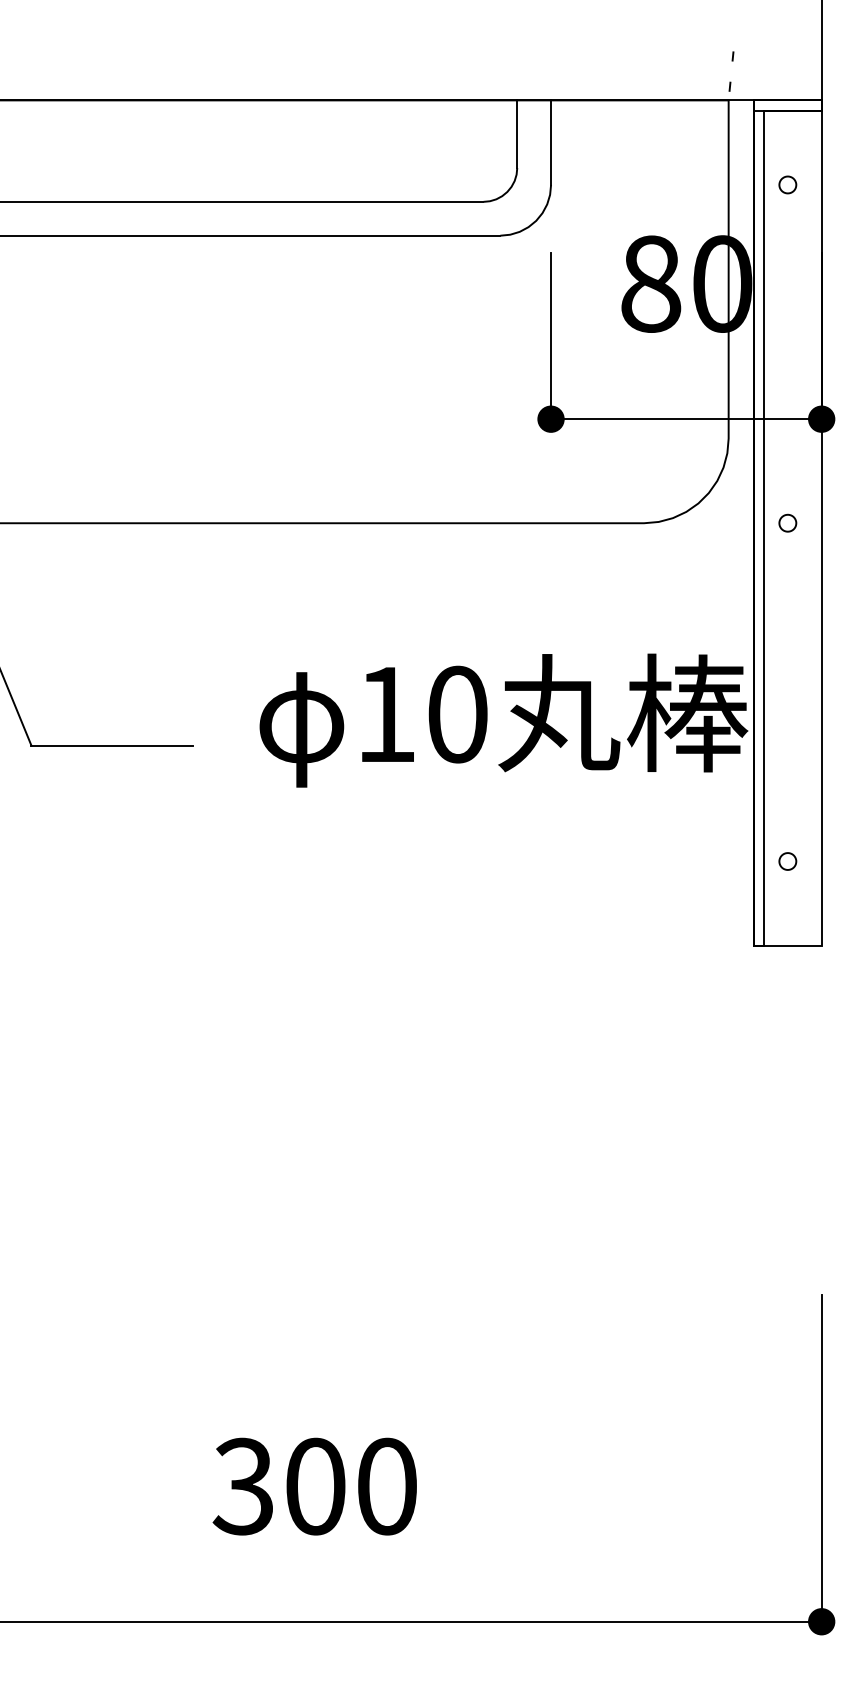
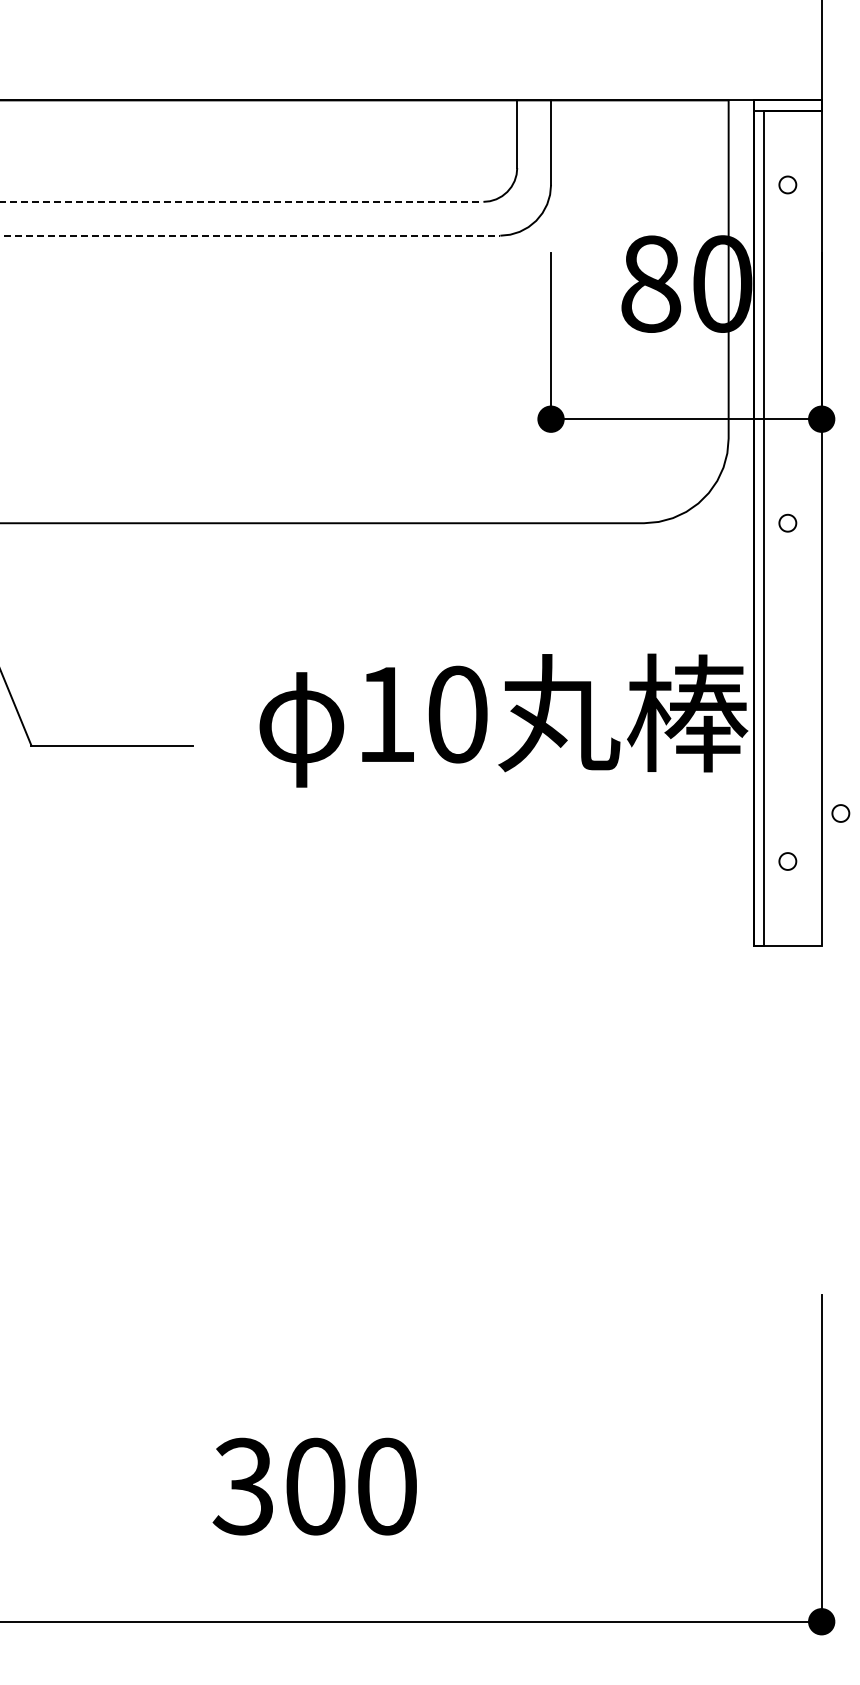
line: present -> none (731, 61)
line: solid -> dashed (242, 201)
line: solid -> dashed (250, 235)
part: none -> present (840, 813)
